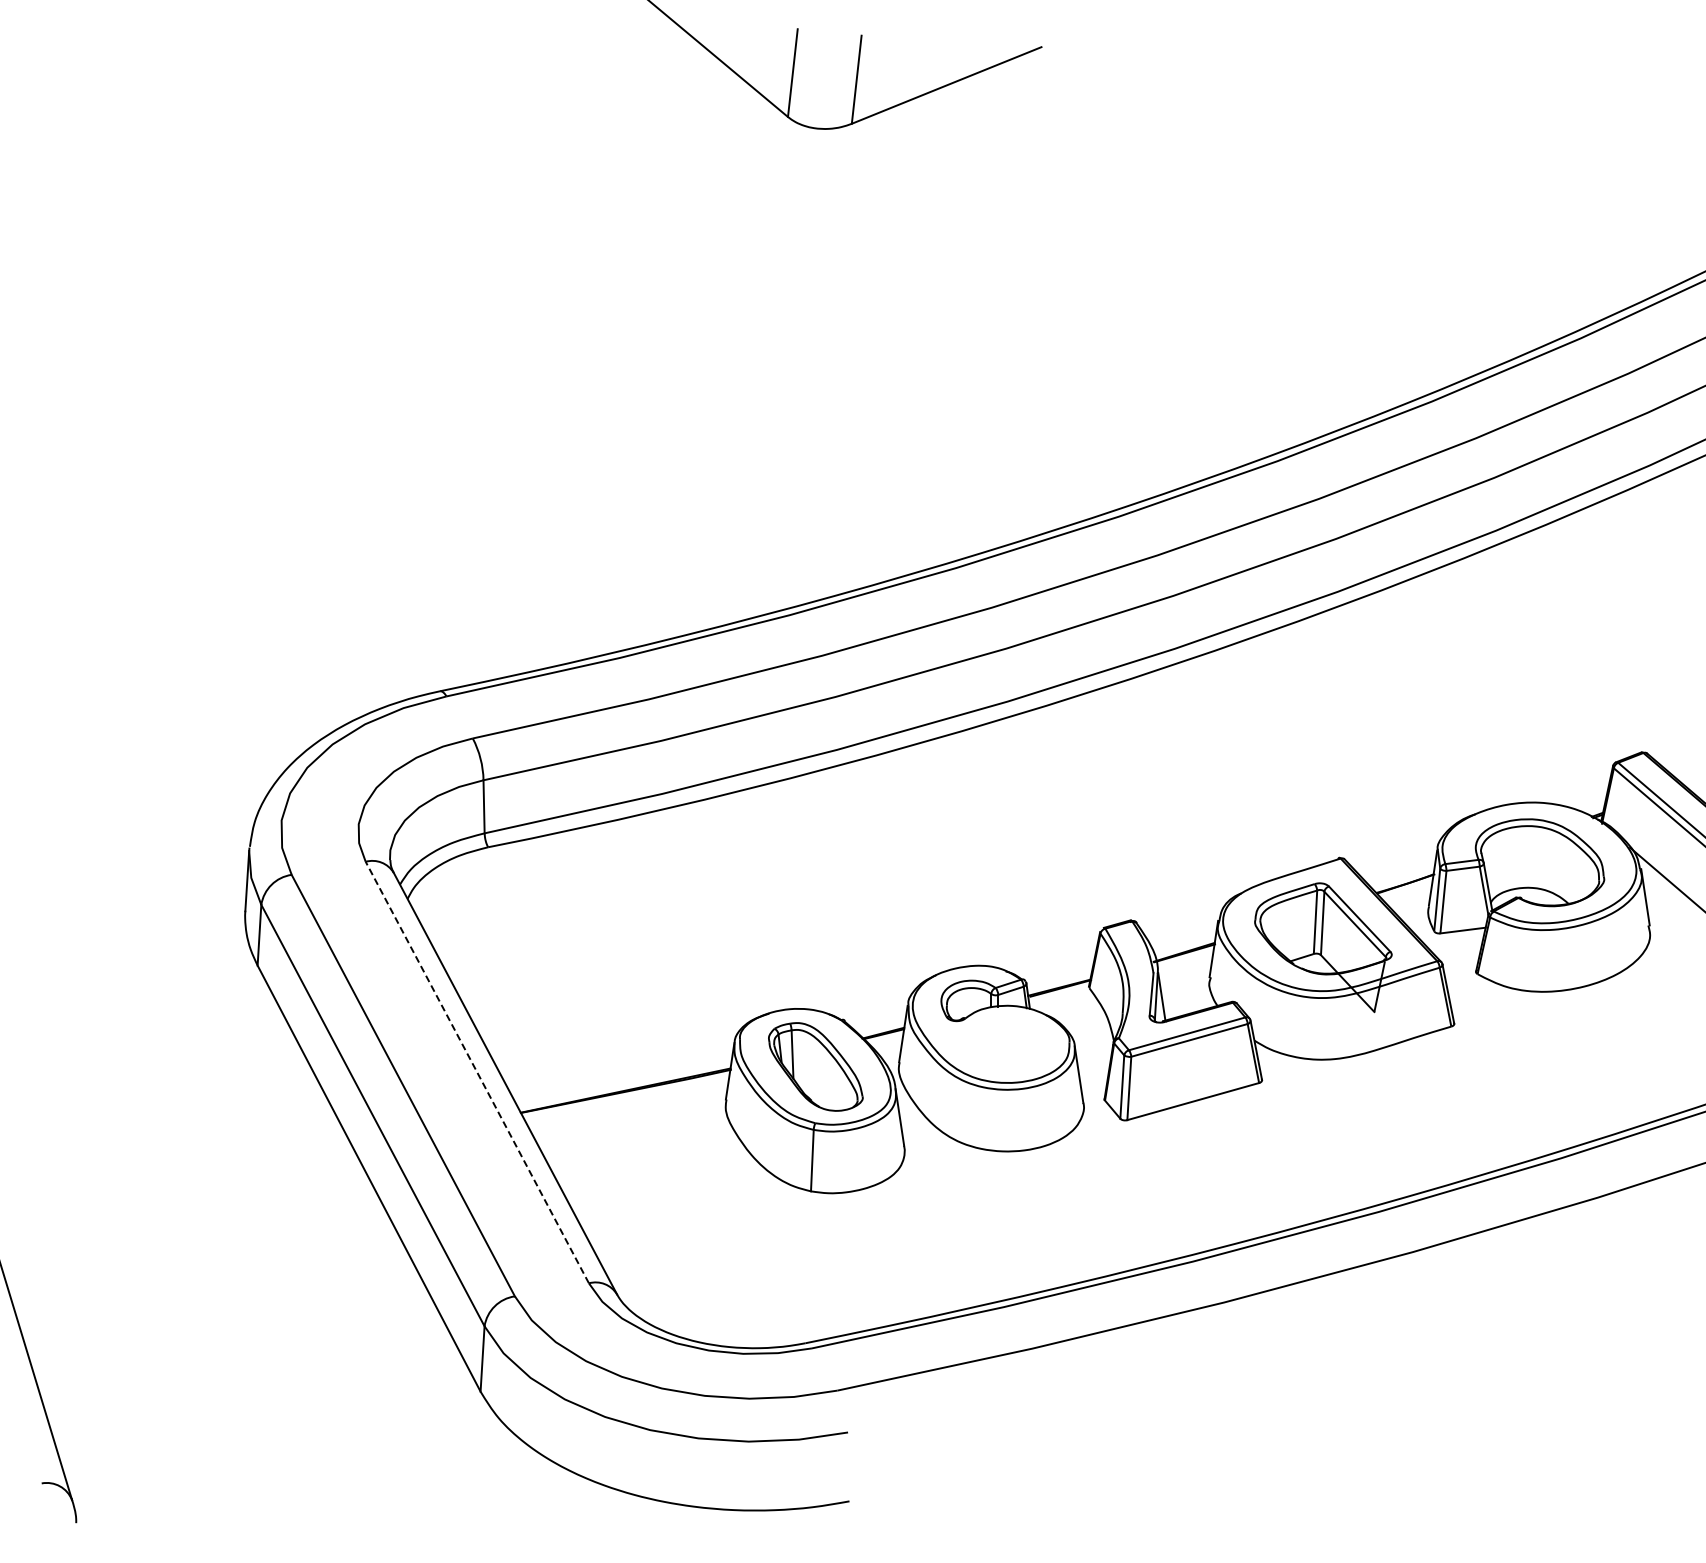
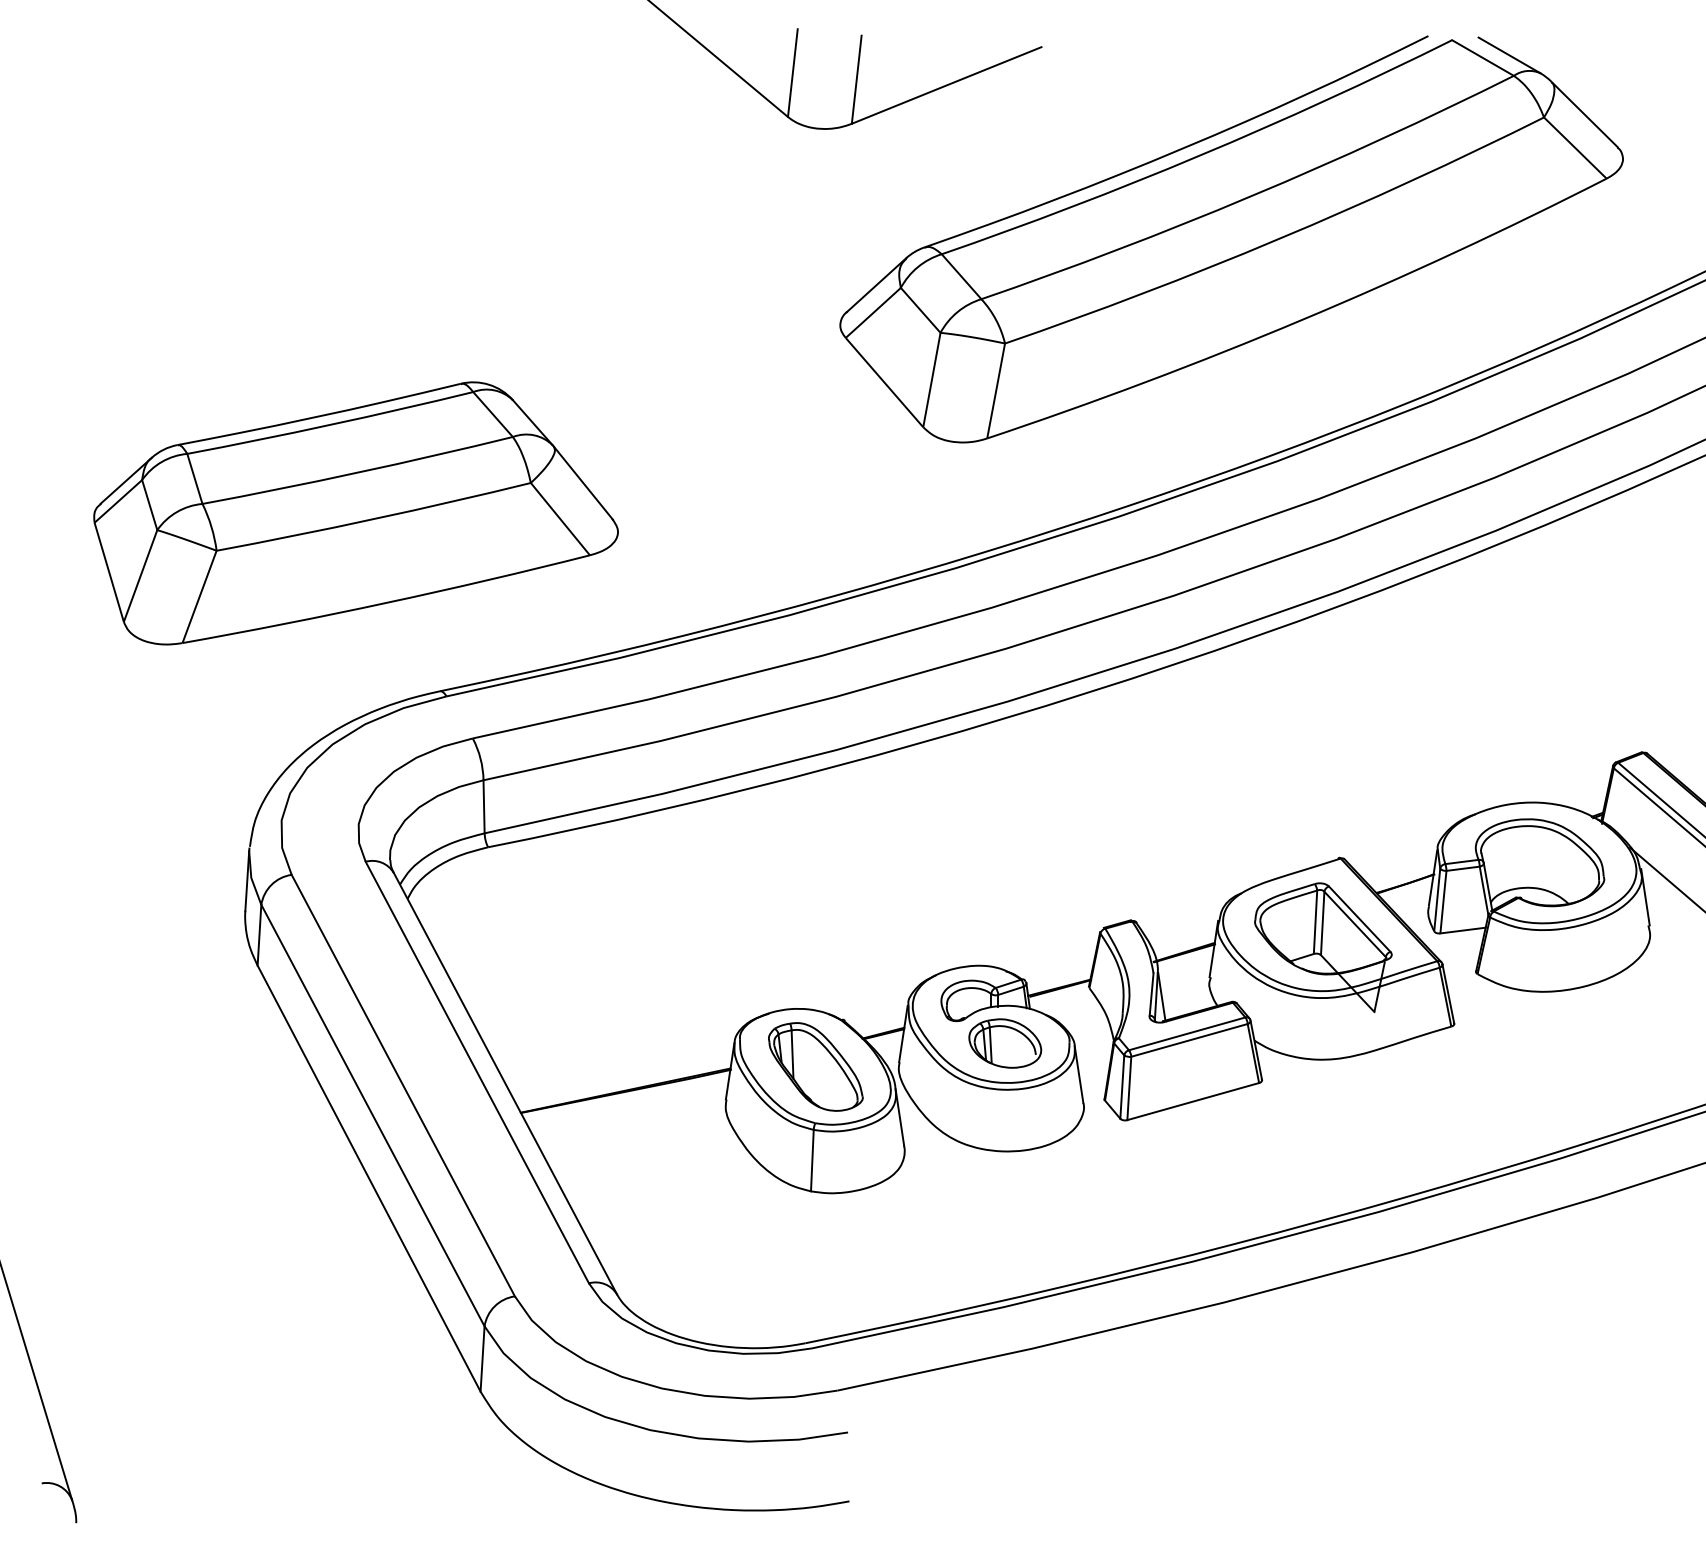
part: none -> present (1231, 239)
part: none -> present (355, 513)
part: none -> present (1005, 1043)
line: dashed -> solid (477, 1072)
